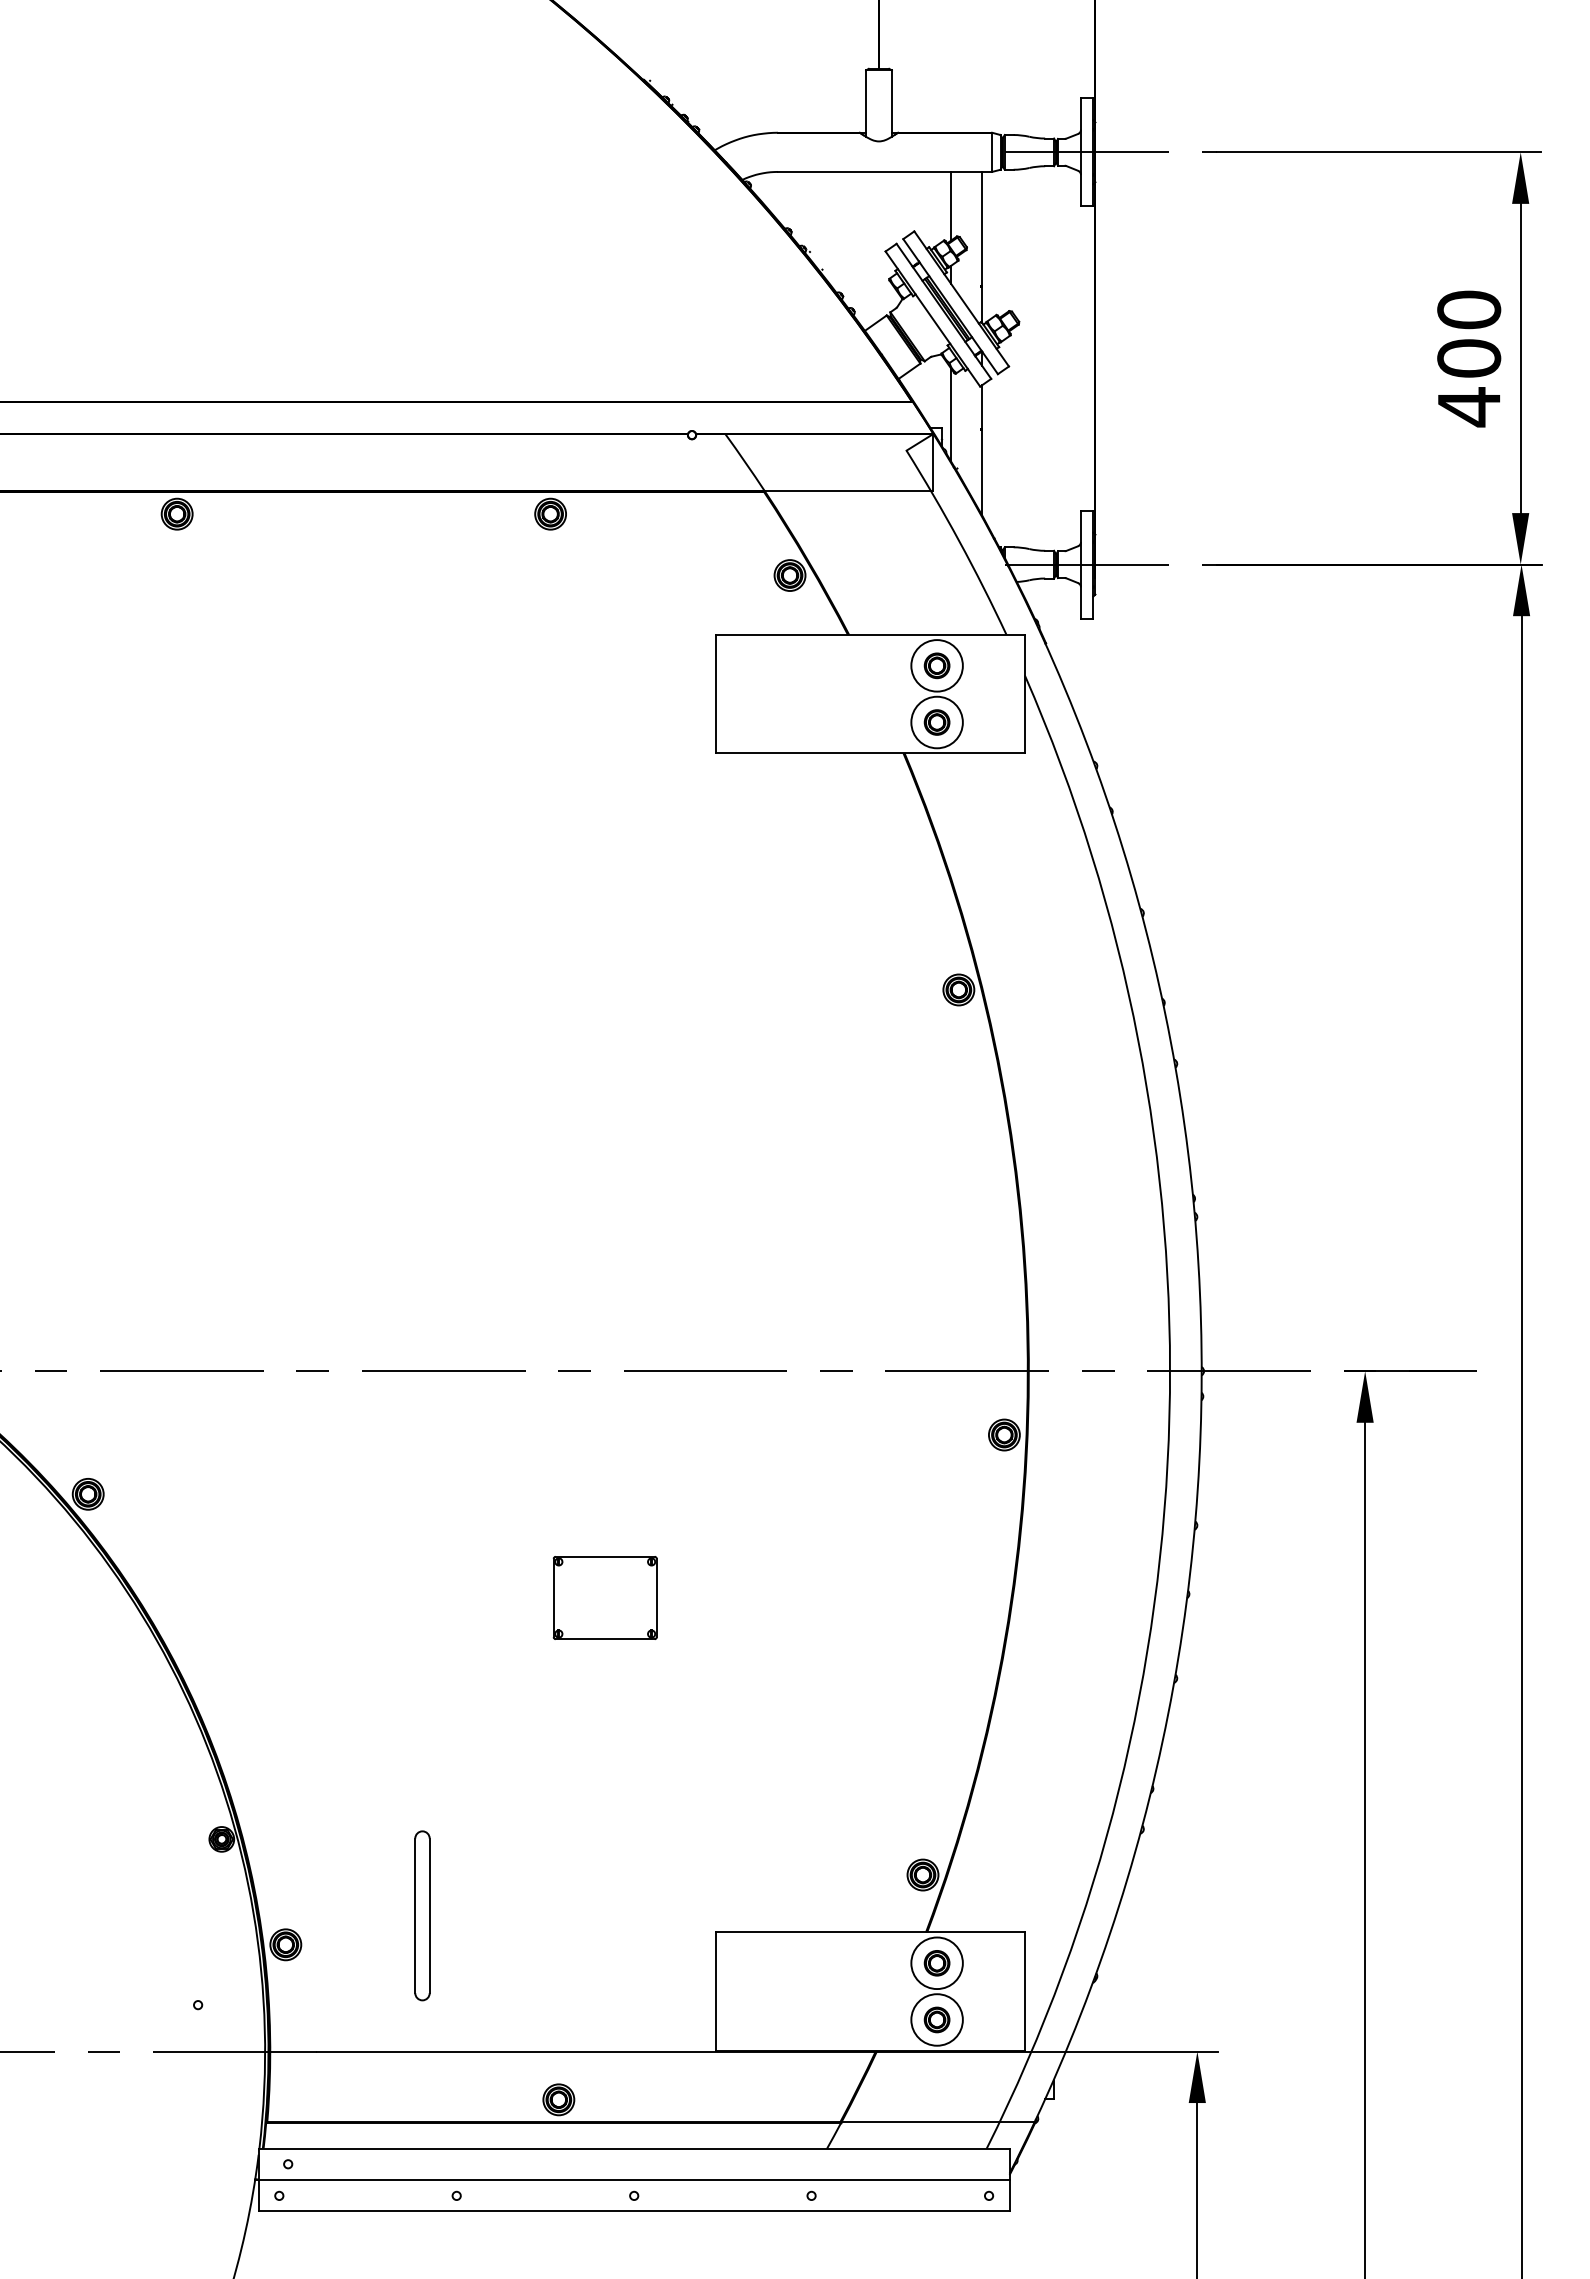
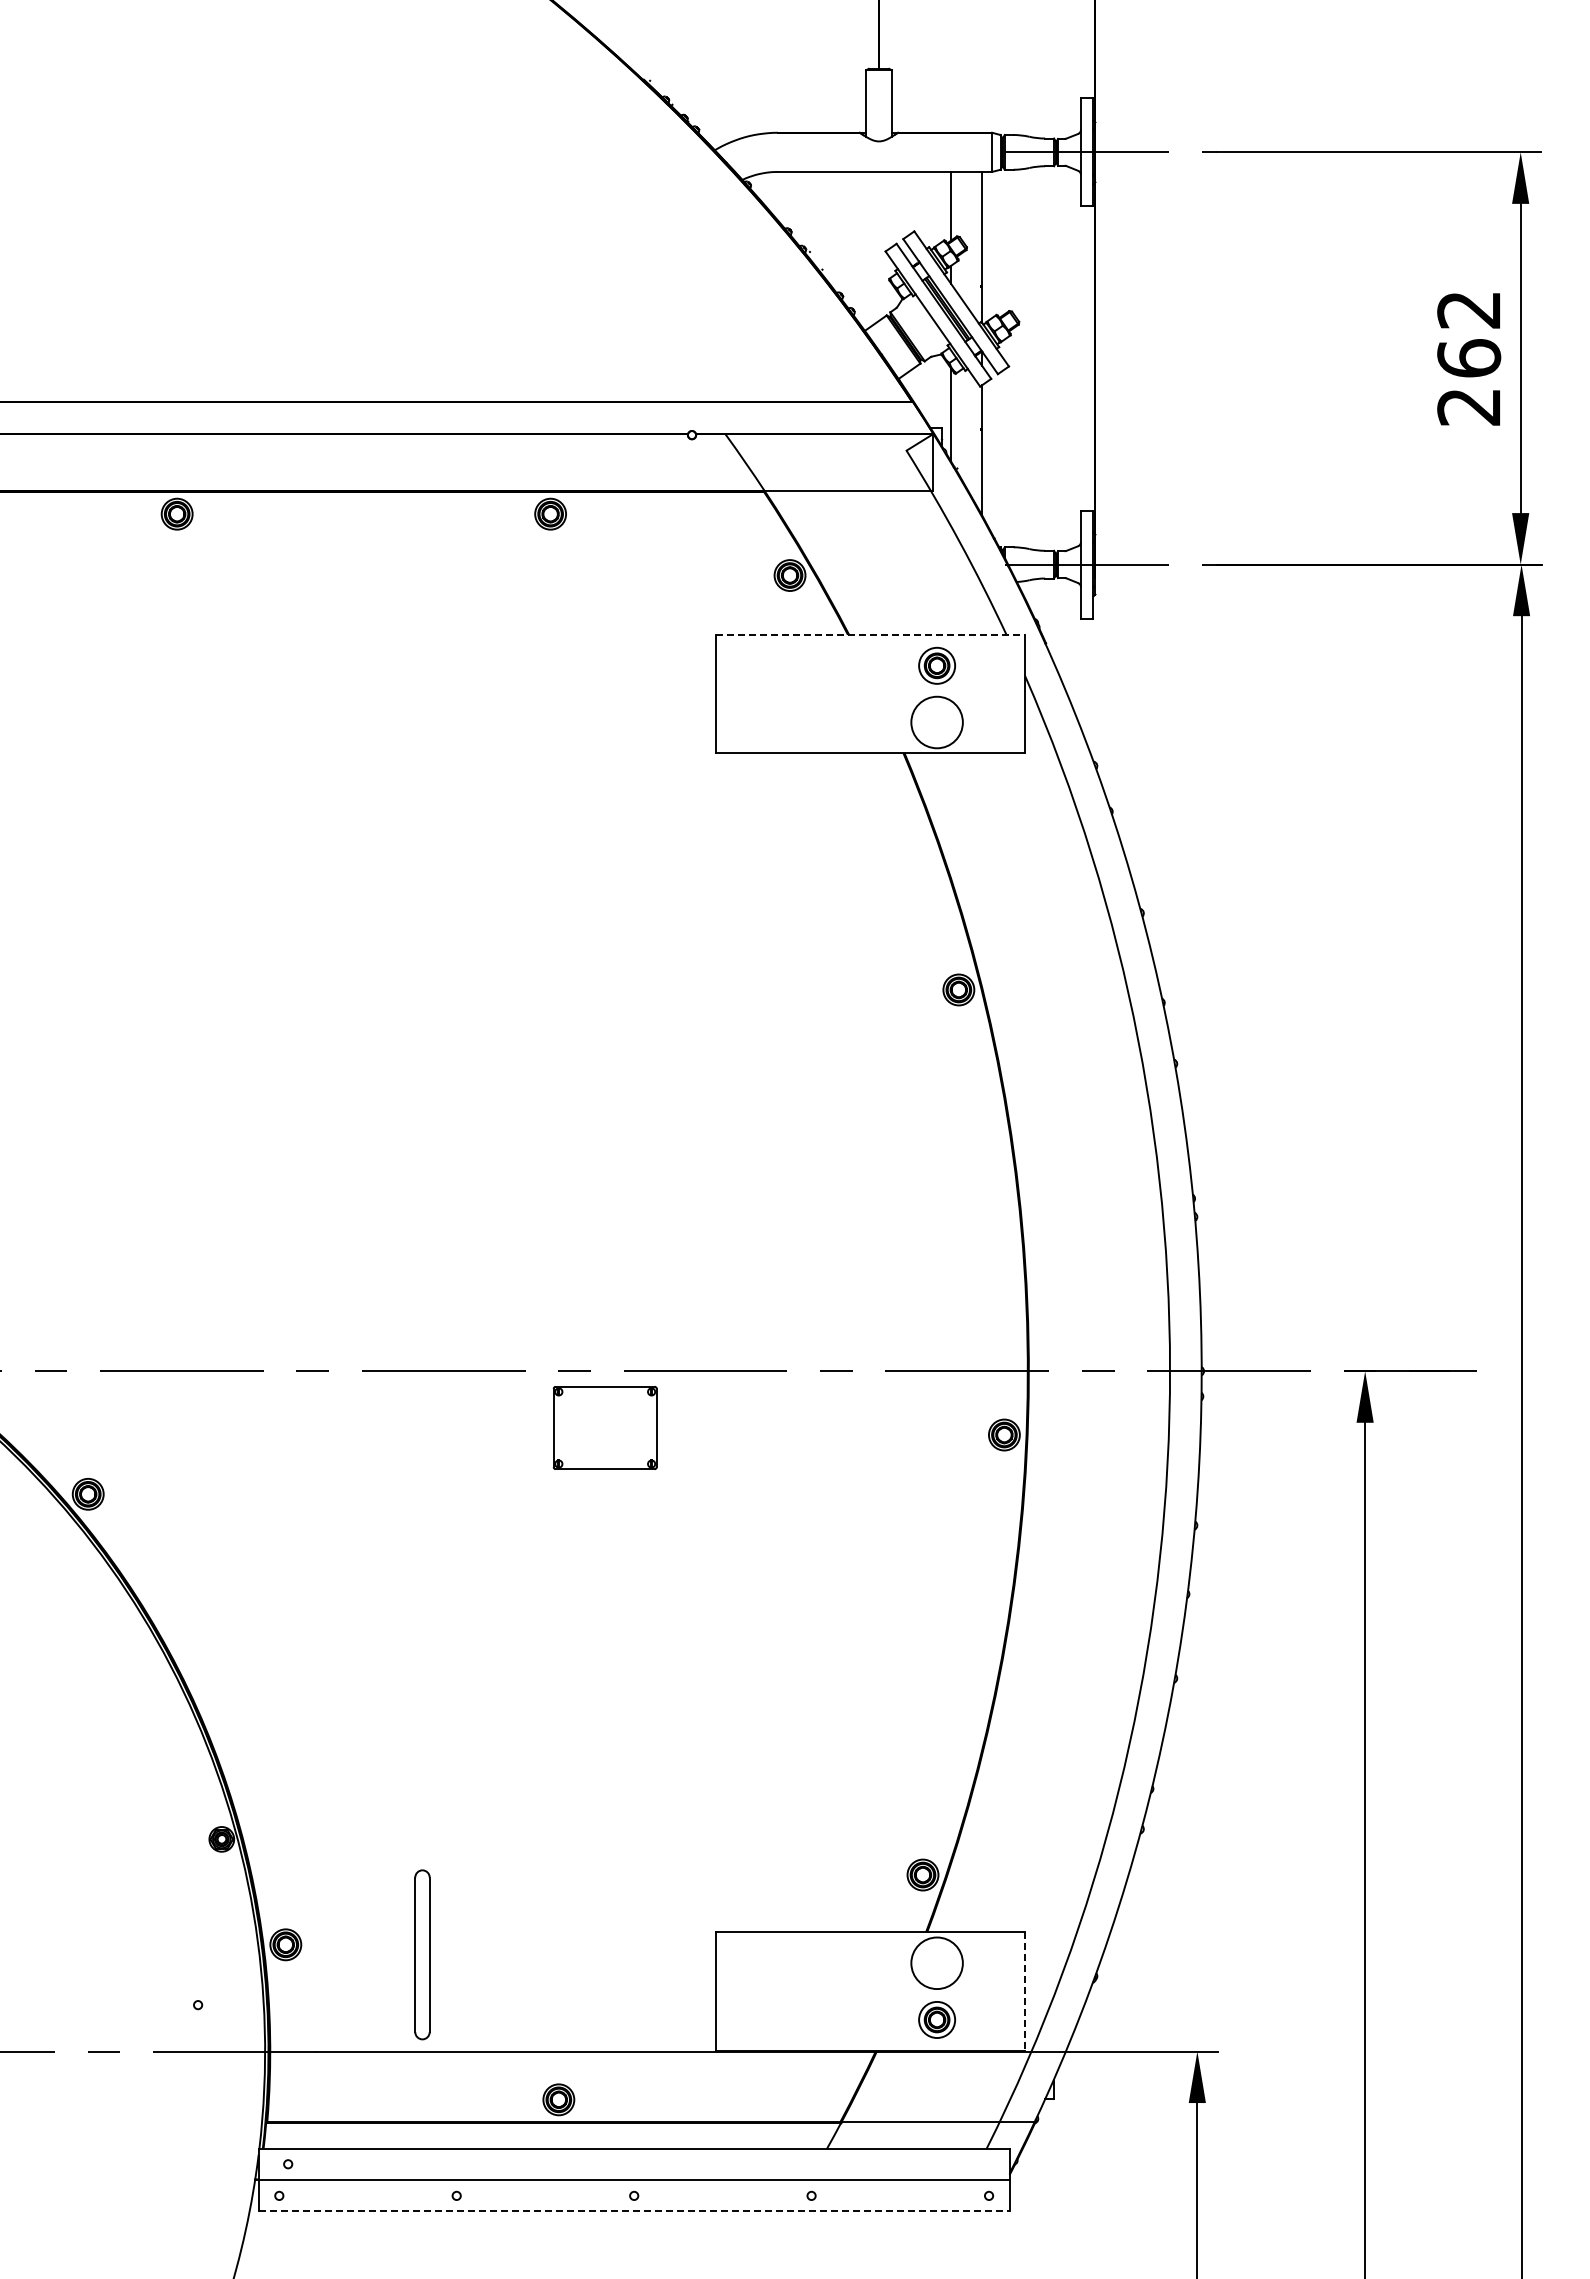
text: 400 -> 262 (1469, 358)
line: solid -> dashed (870, 634)
circle diameter: 52 px -> 36 px (937, 665)
part: present -> none (936, 722)
part position: (604, 1597) -> (604, 1427) (604, 1427)
part position: (422, 1915) -> (422, 1954) (422, 1954)
part: present -> none (936, 1963)
line: solid -> dashed (1024, 1992)
circle diameter: 52 px -> 36 px (937, 2019)
line: solid -> dashed (634, 2210)
